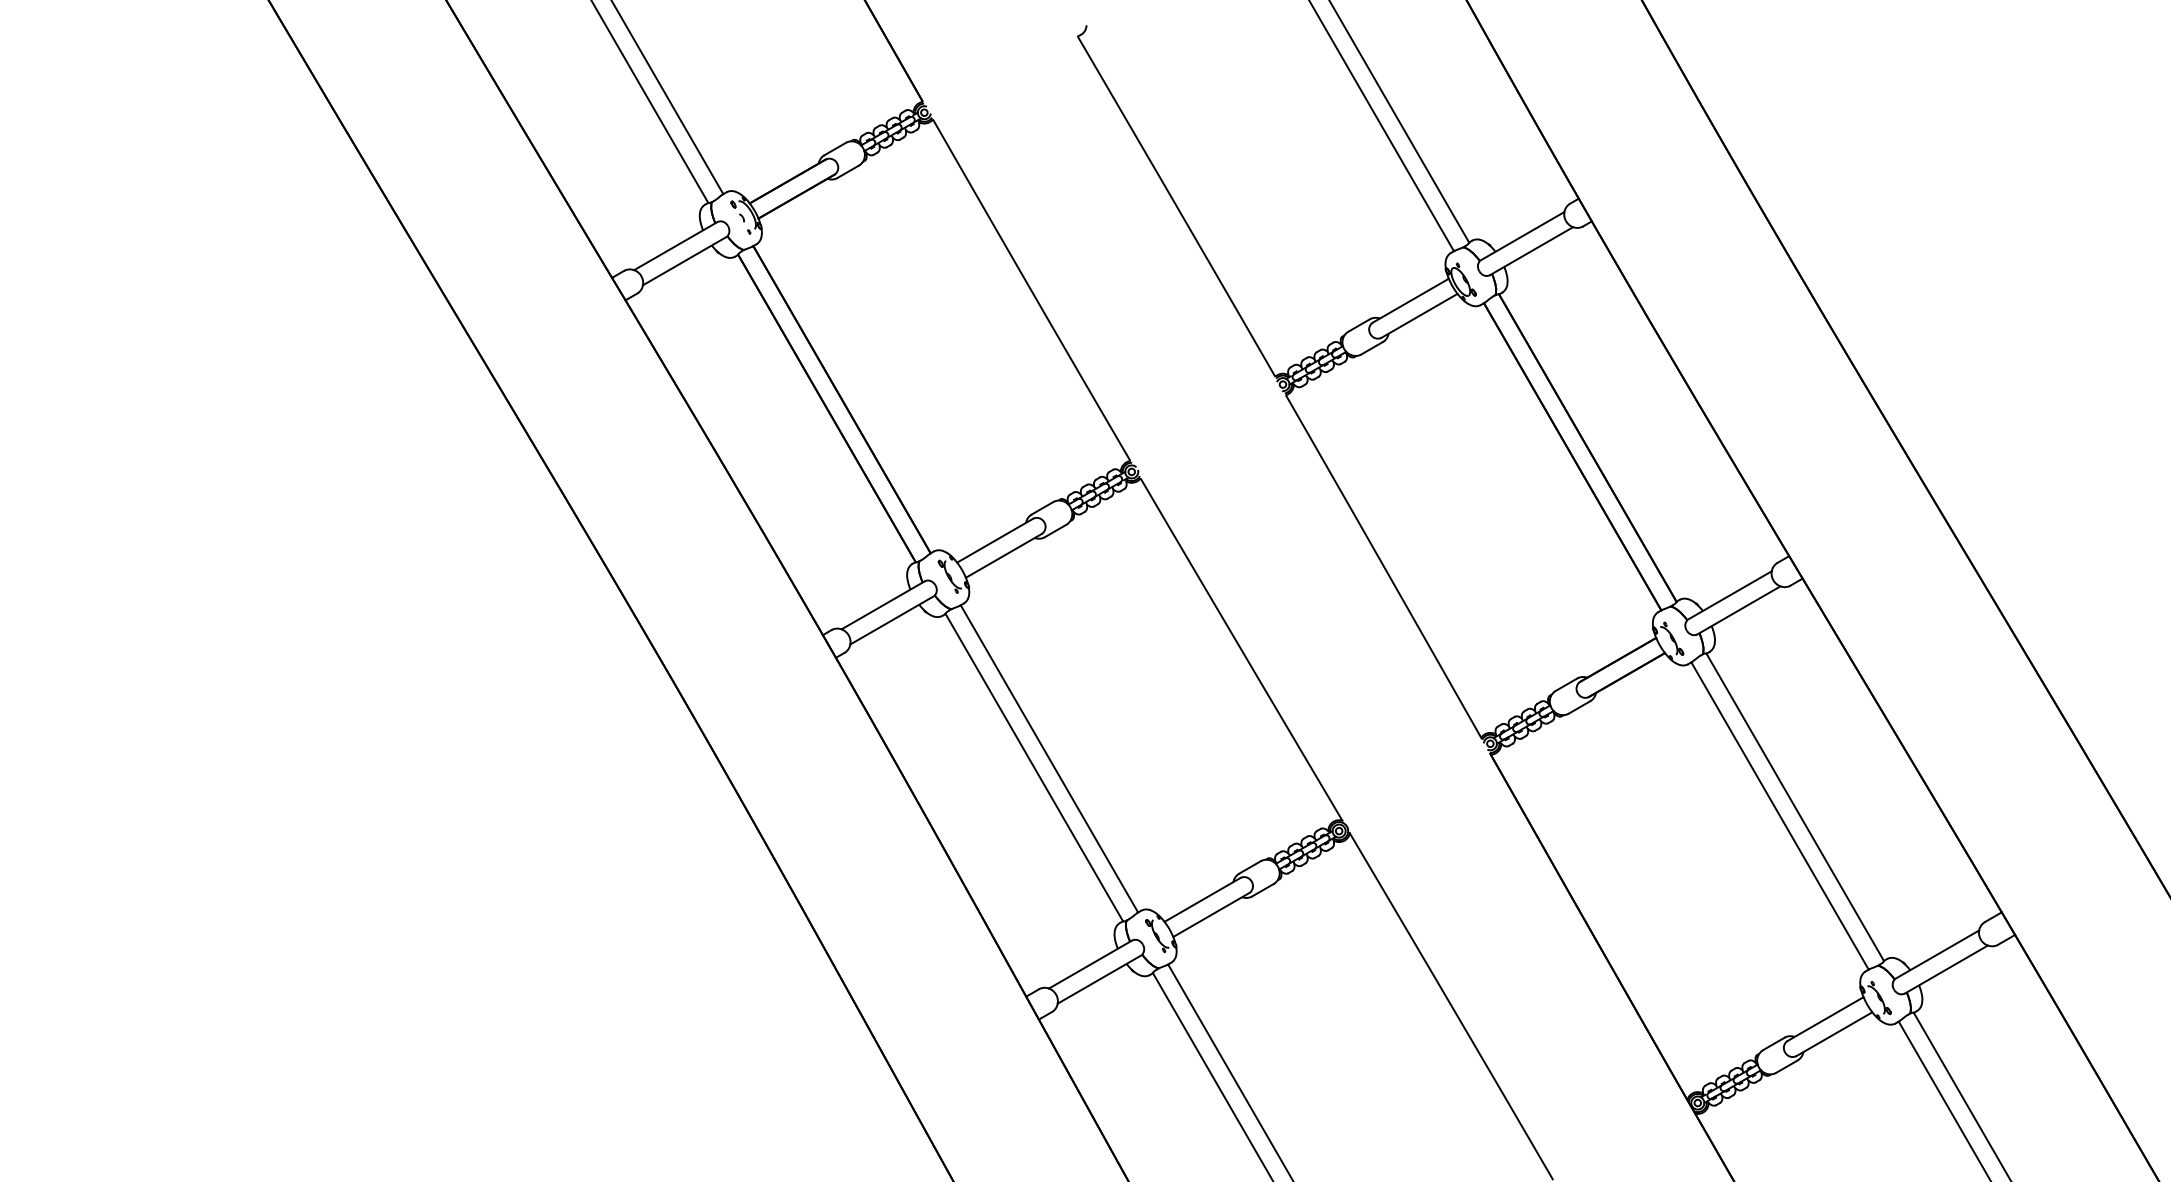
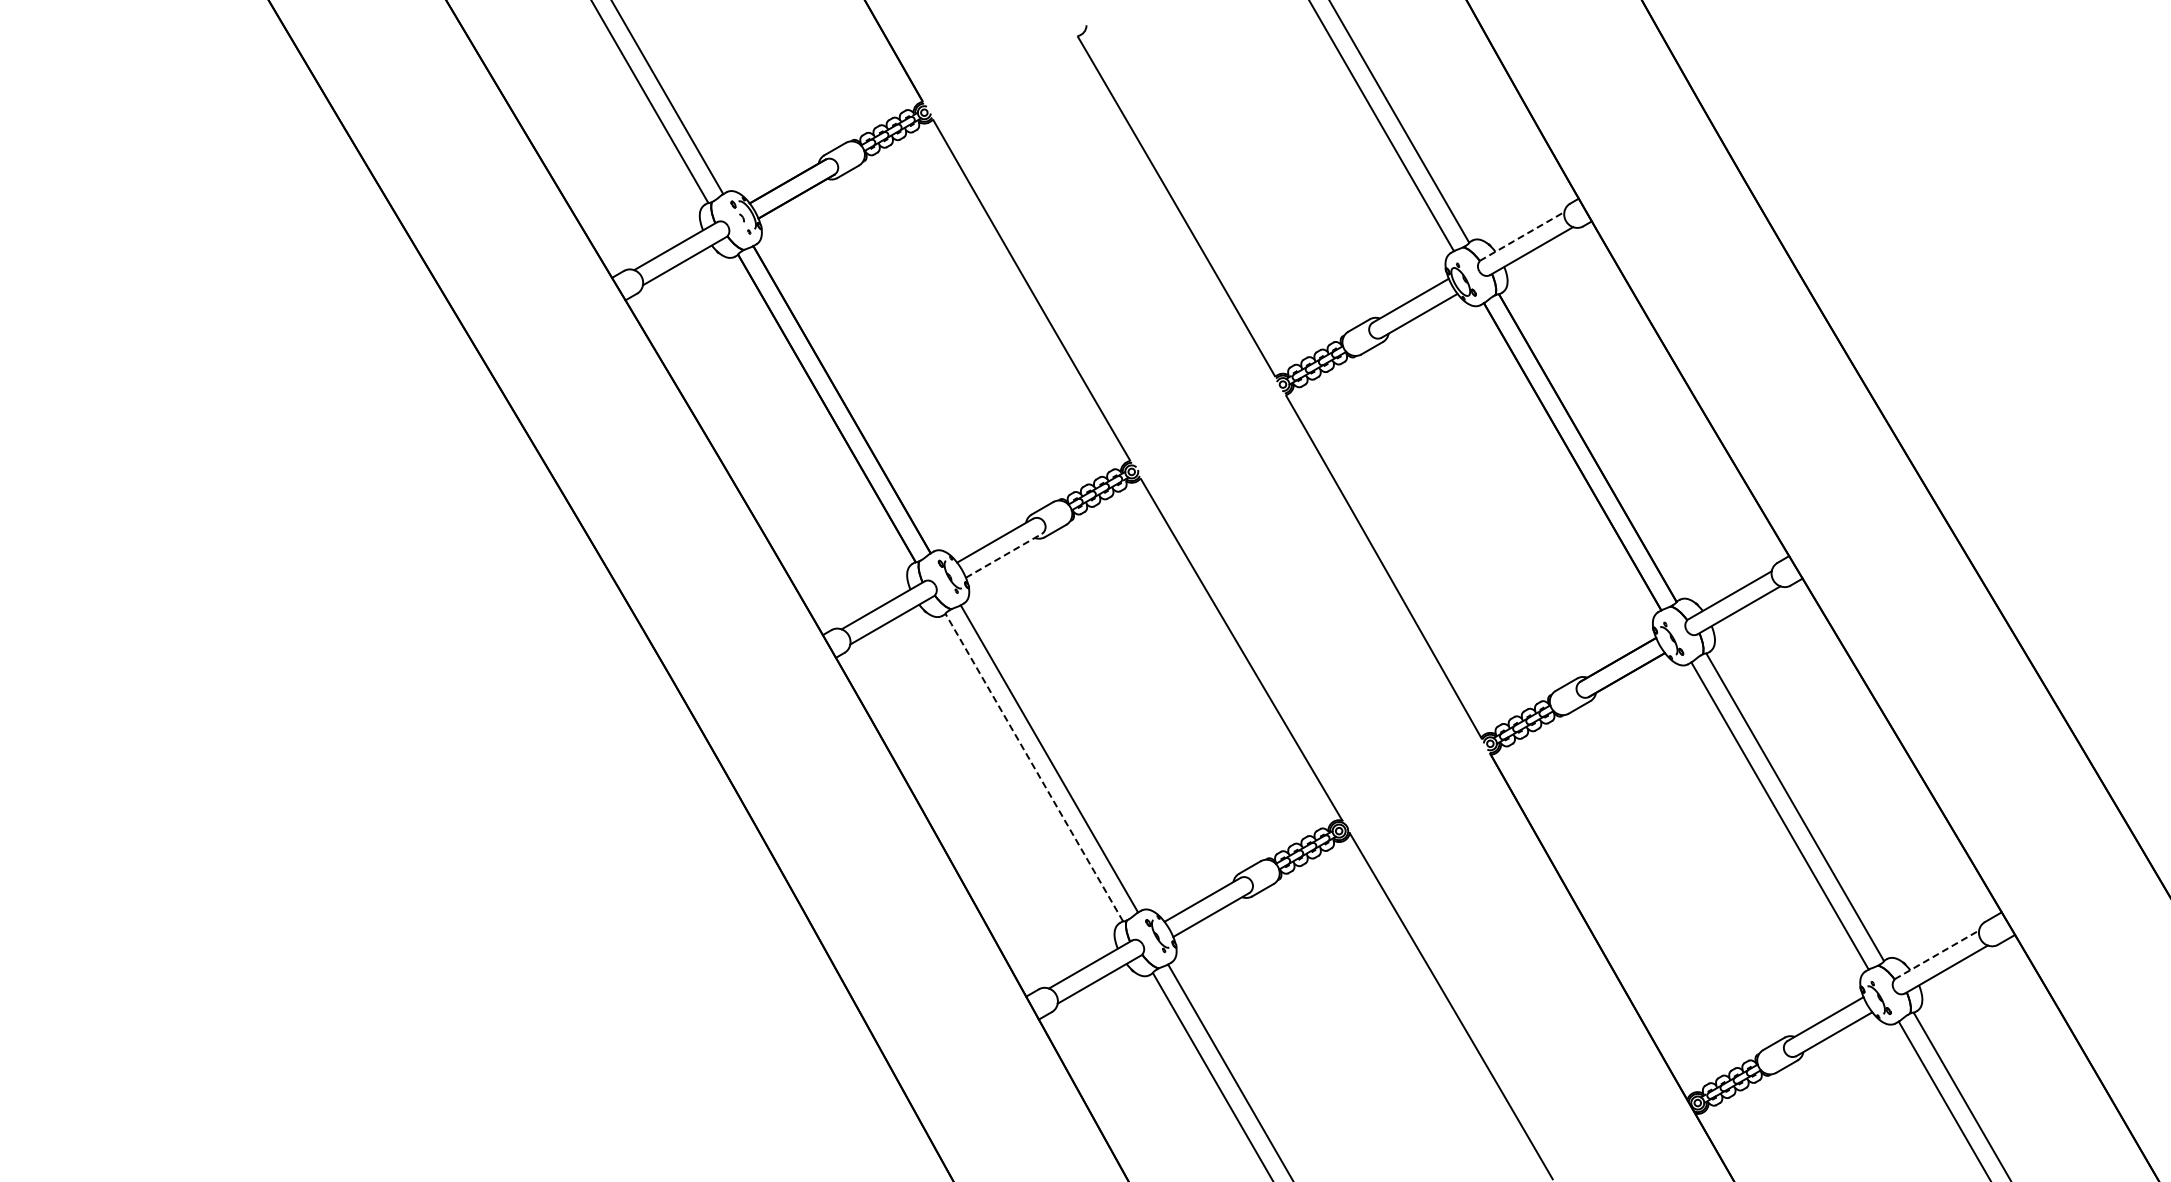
line: solid -> dashed (1522, 236)
line: solid -> dashed (1003, 555)
line: solid -> dashed (1034, 767)
line: solid -> dashed (1936, 954)
